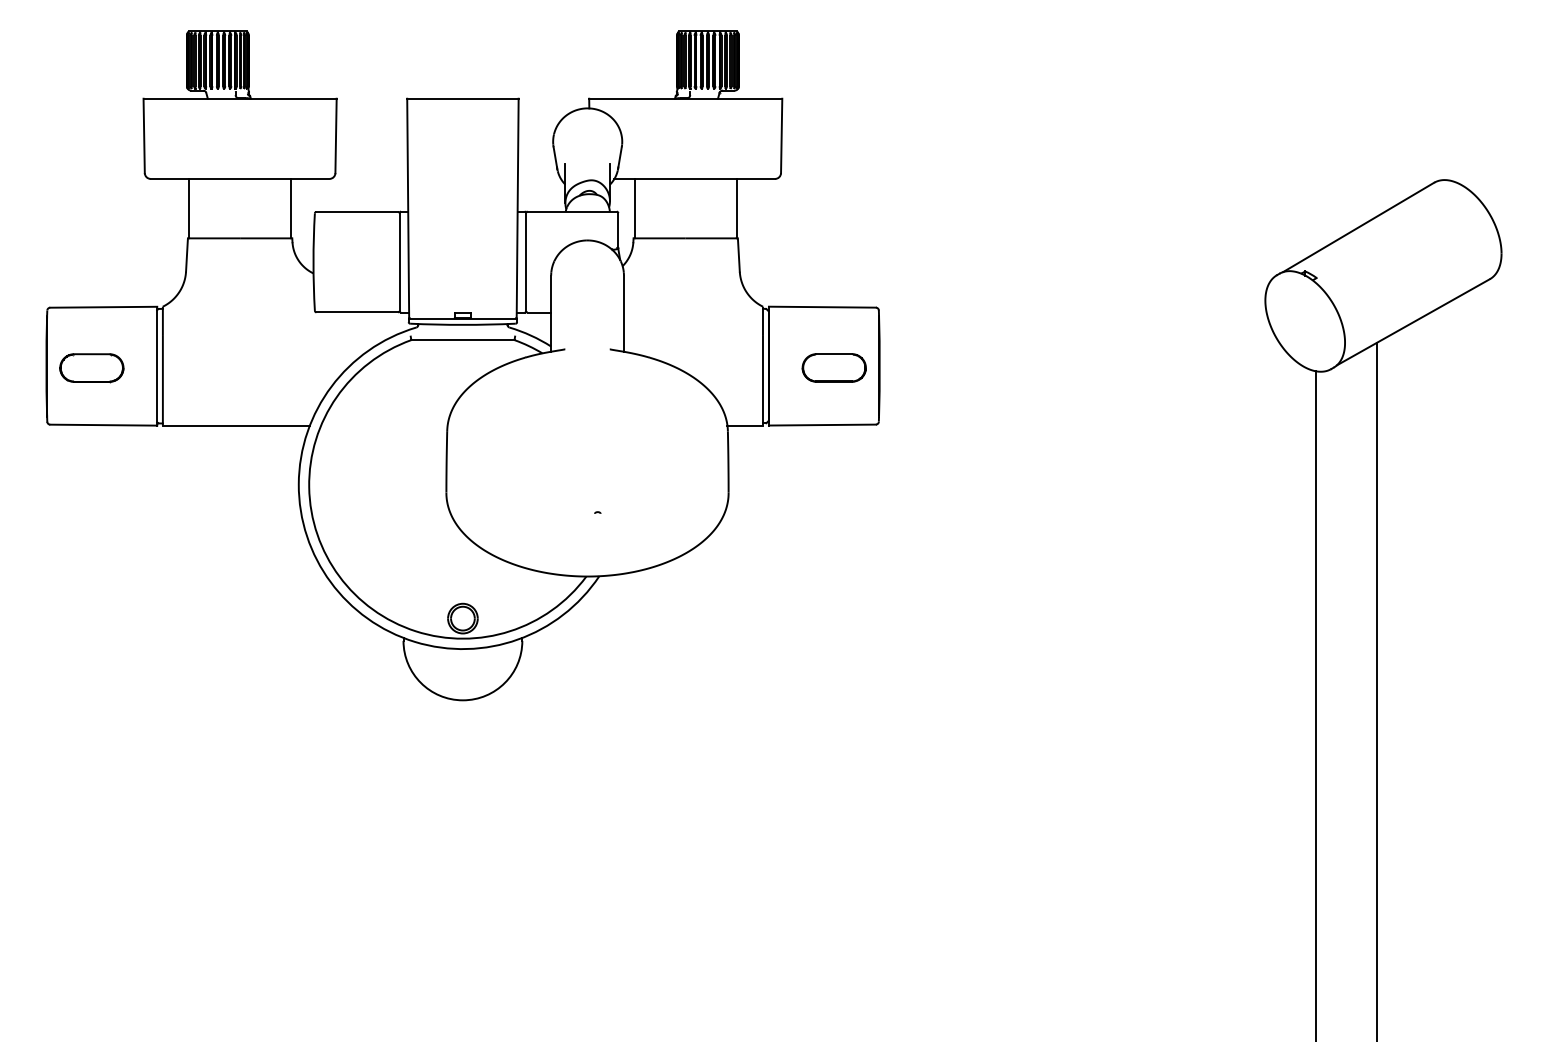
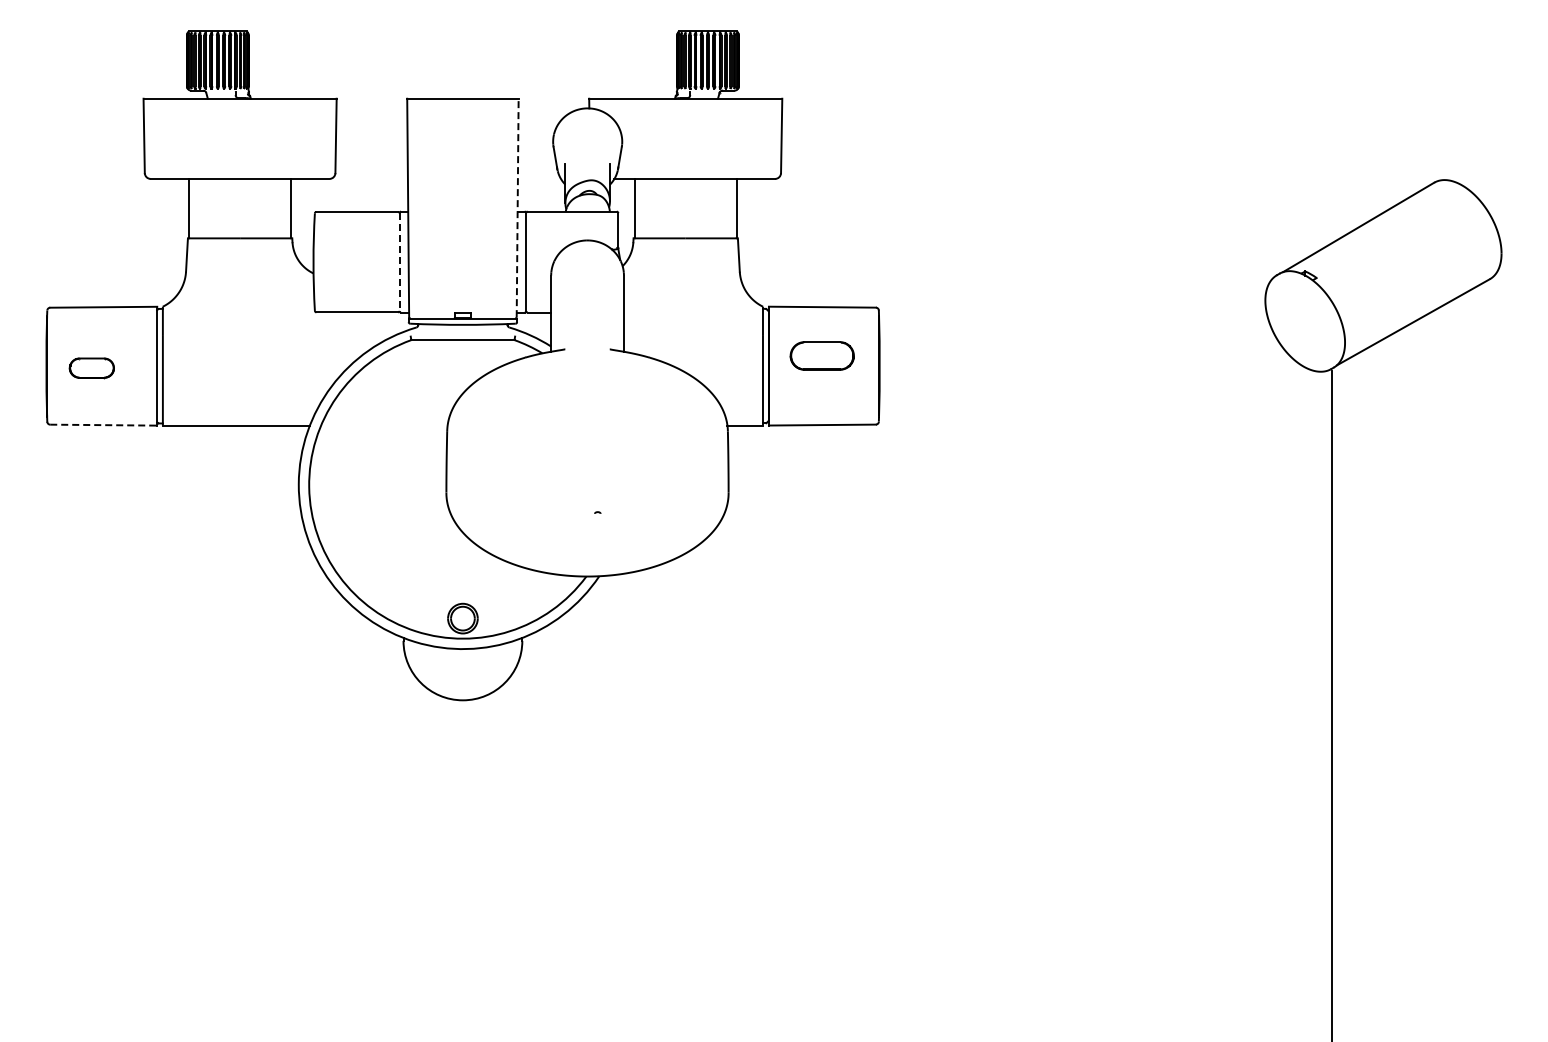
line: solid -> dashed (517, 207)
line: solid -> dashed (399, 262)
part position: (833, 367) -> (821, 355) (821, 355)
part size: 66x31 px -> 47x23 px (91, 368)
line: solid -> dashed (103, 425)
line: present -> none (1377, 690)
line position: (1316, 704) -> (1332, 704) (1332, 704)
